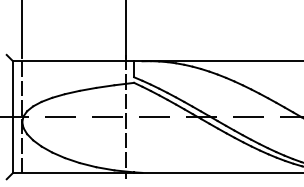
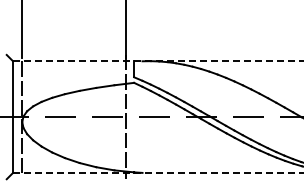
line: solid -> dashed (158, 61)
line: solid -> dashed (158, 173)
